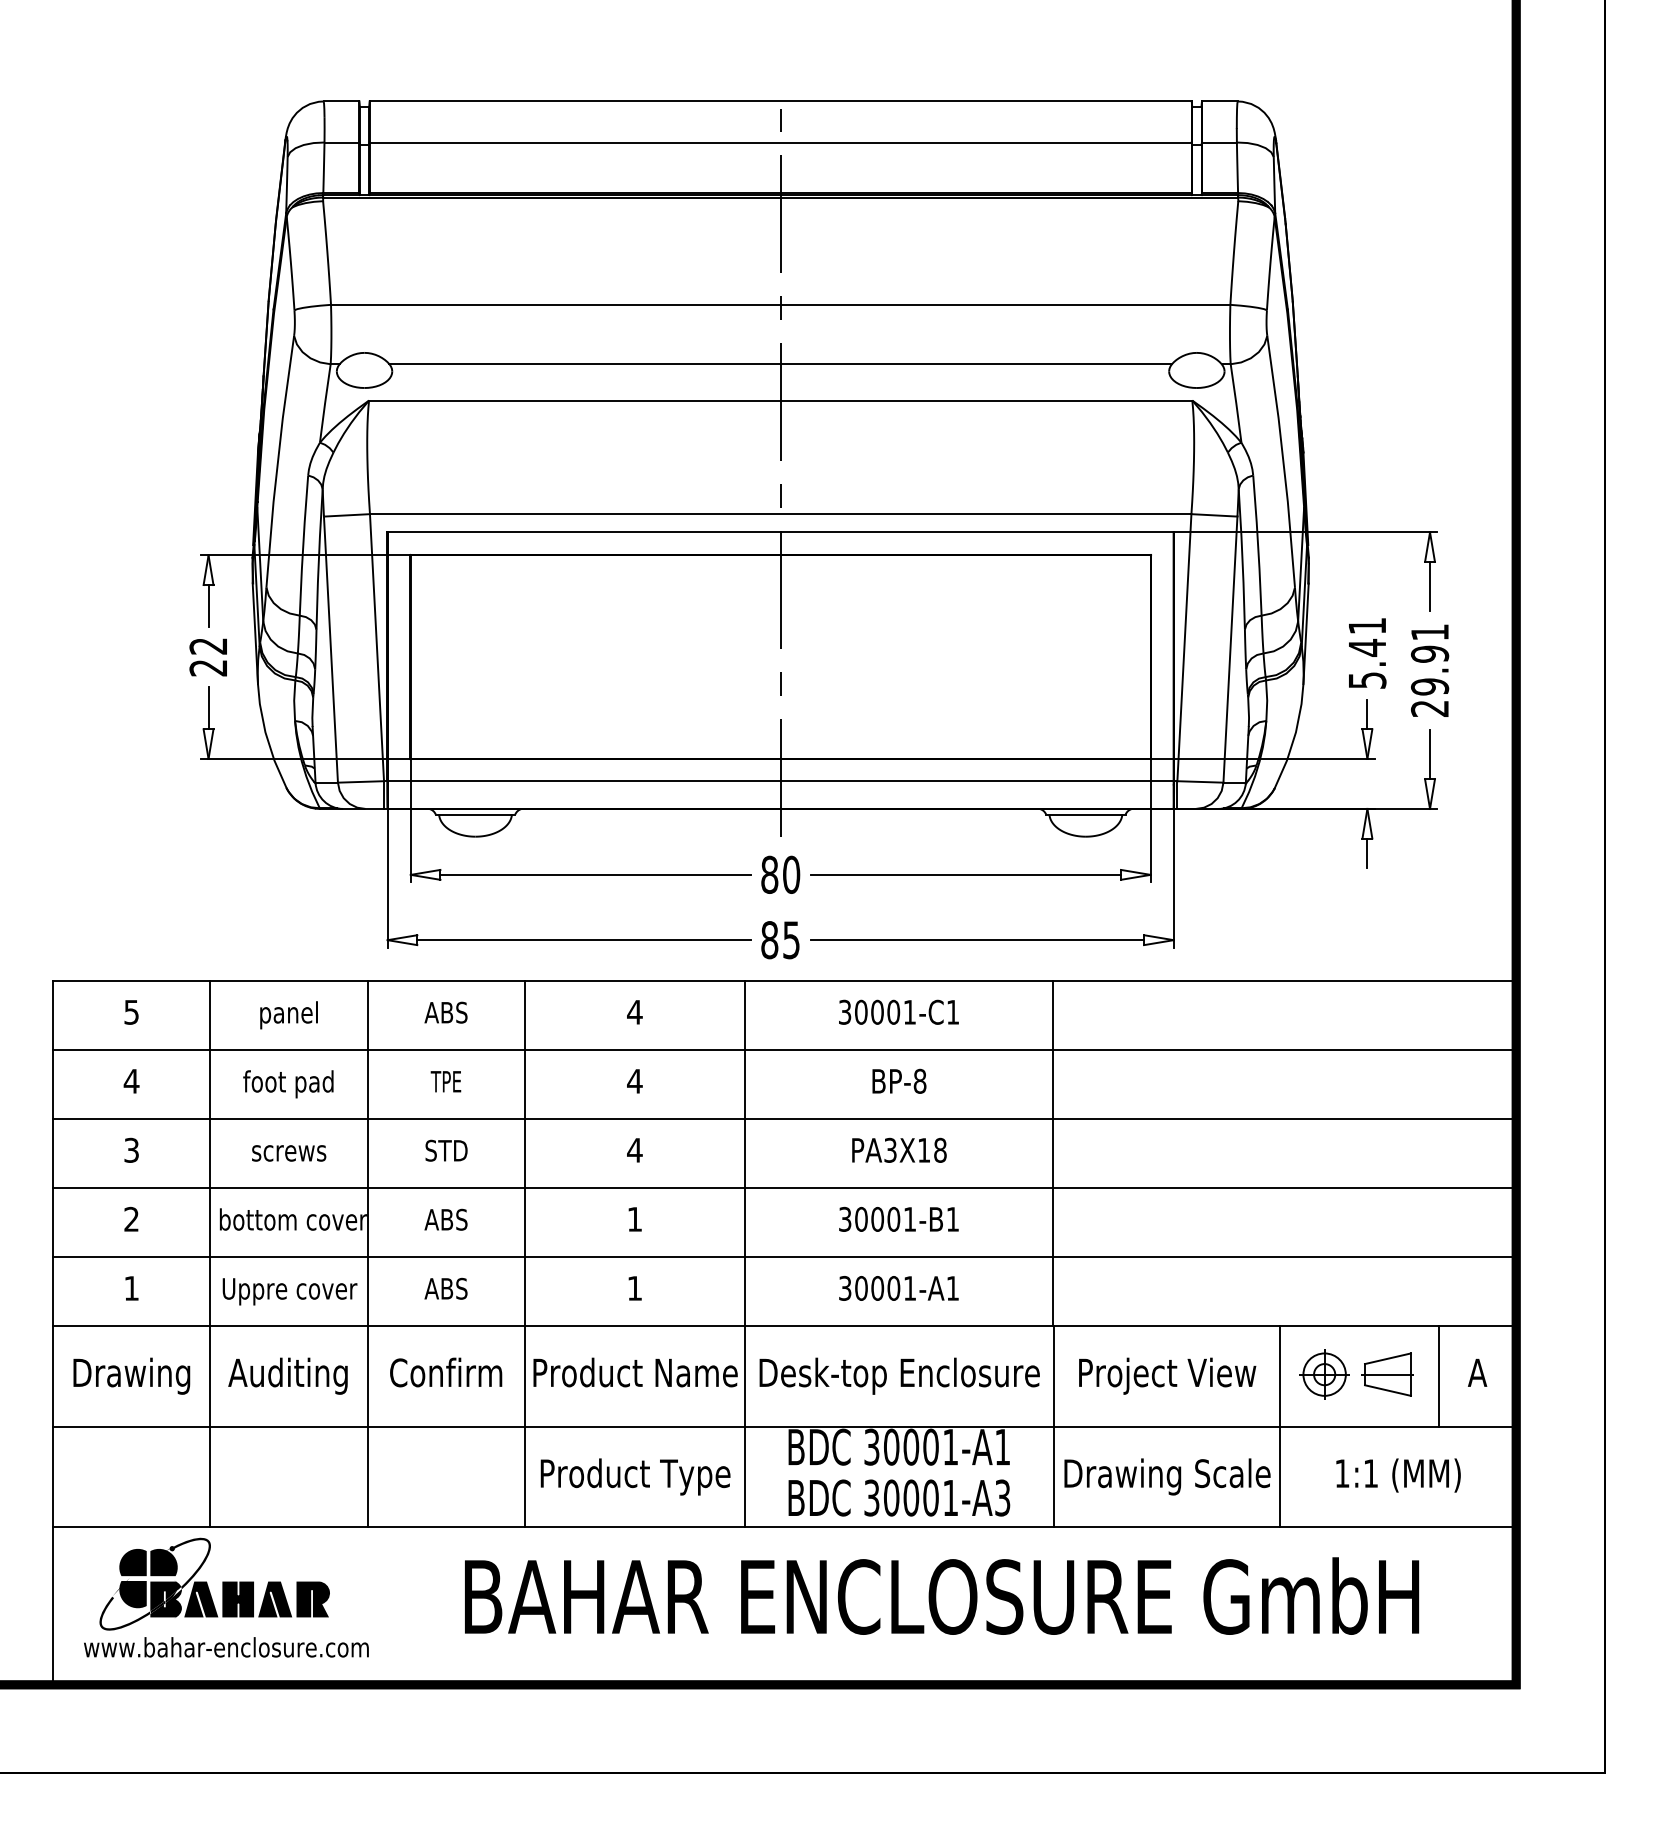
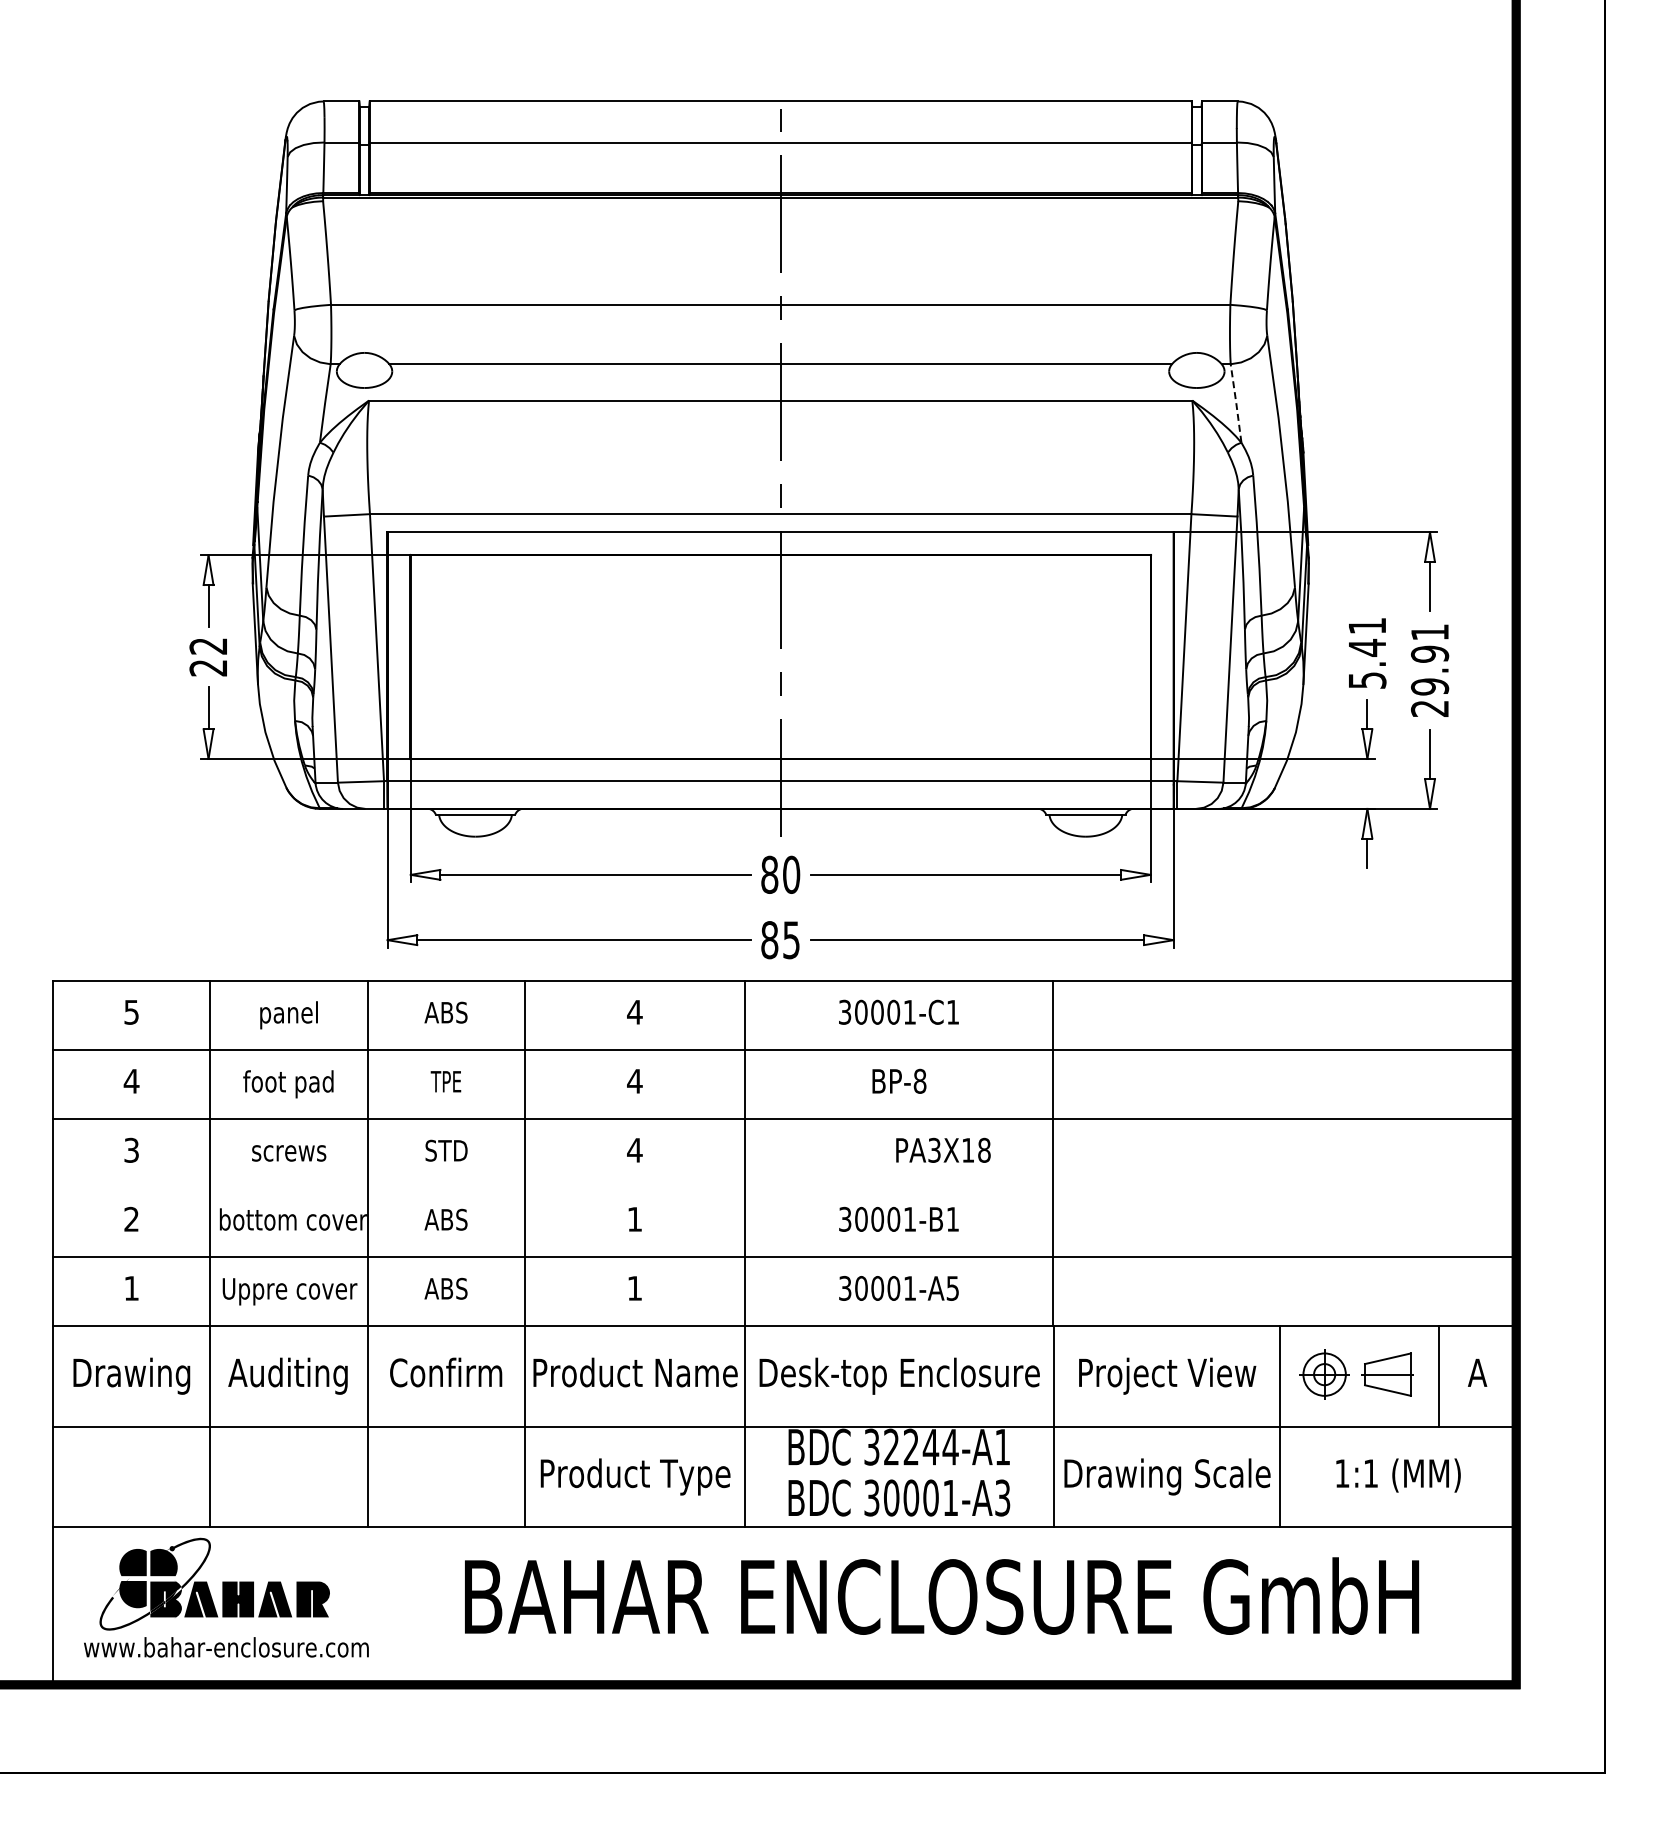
line: solid -> dashed (1236, 403)
text position: (899, 1149) -> (943, 1149) (943, 1149)
line: present -> none (784, 1187)
text: 30001-A1 -> 30001-A5 (952, 1288)
text: 30001-A1 -> 32244-A1 (921, 1446)
